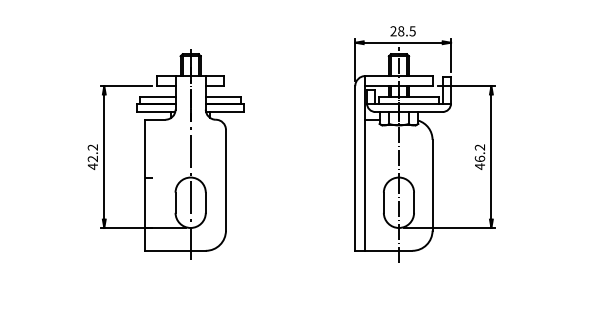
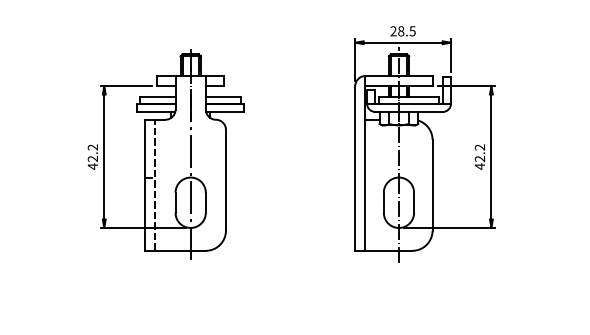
text: 46.2 -> 42.2 (479, 158)
line: none -> present (155, 184)
